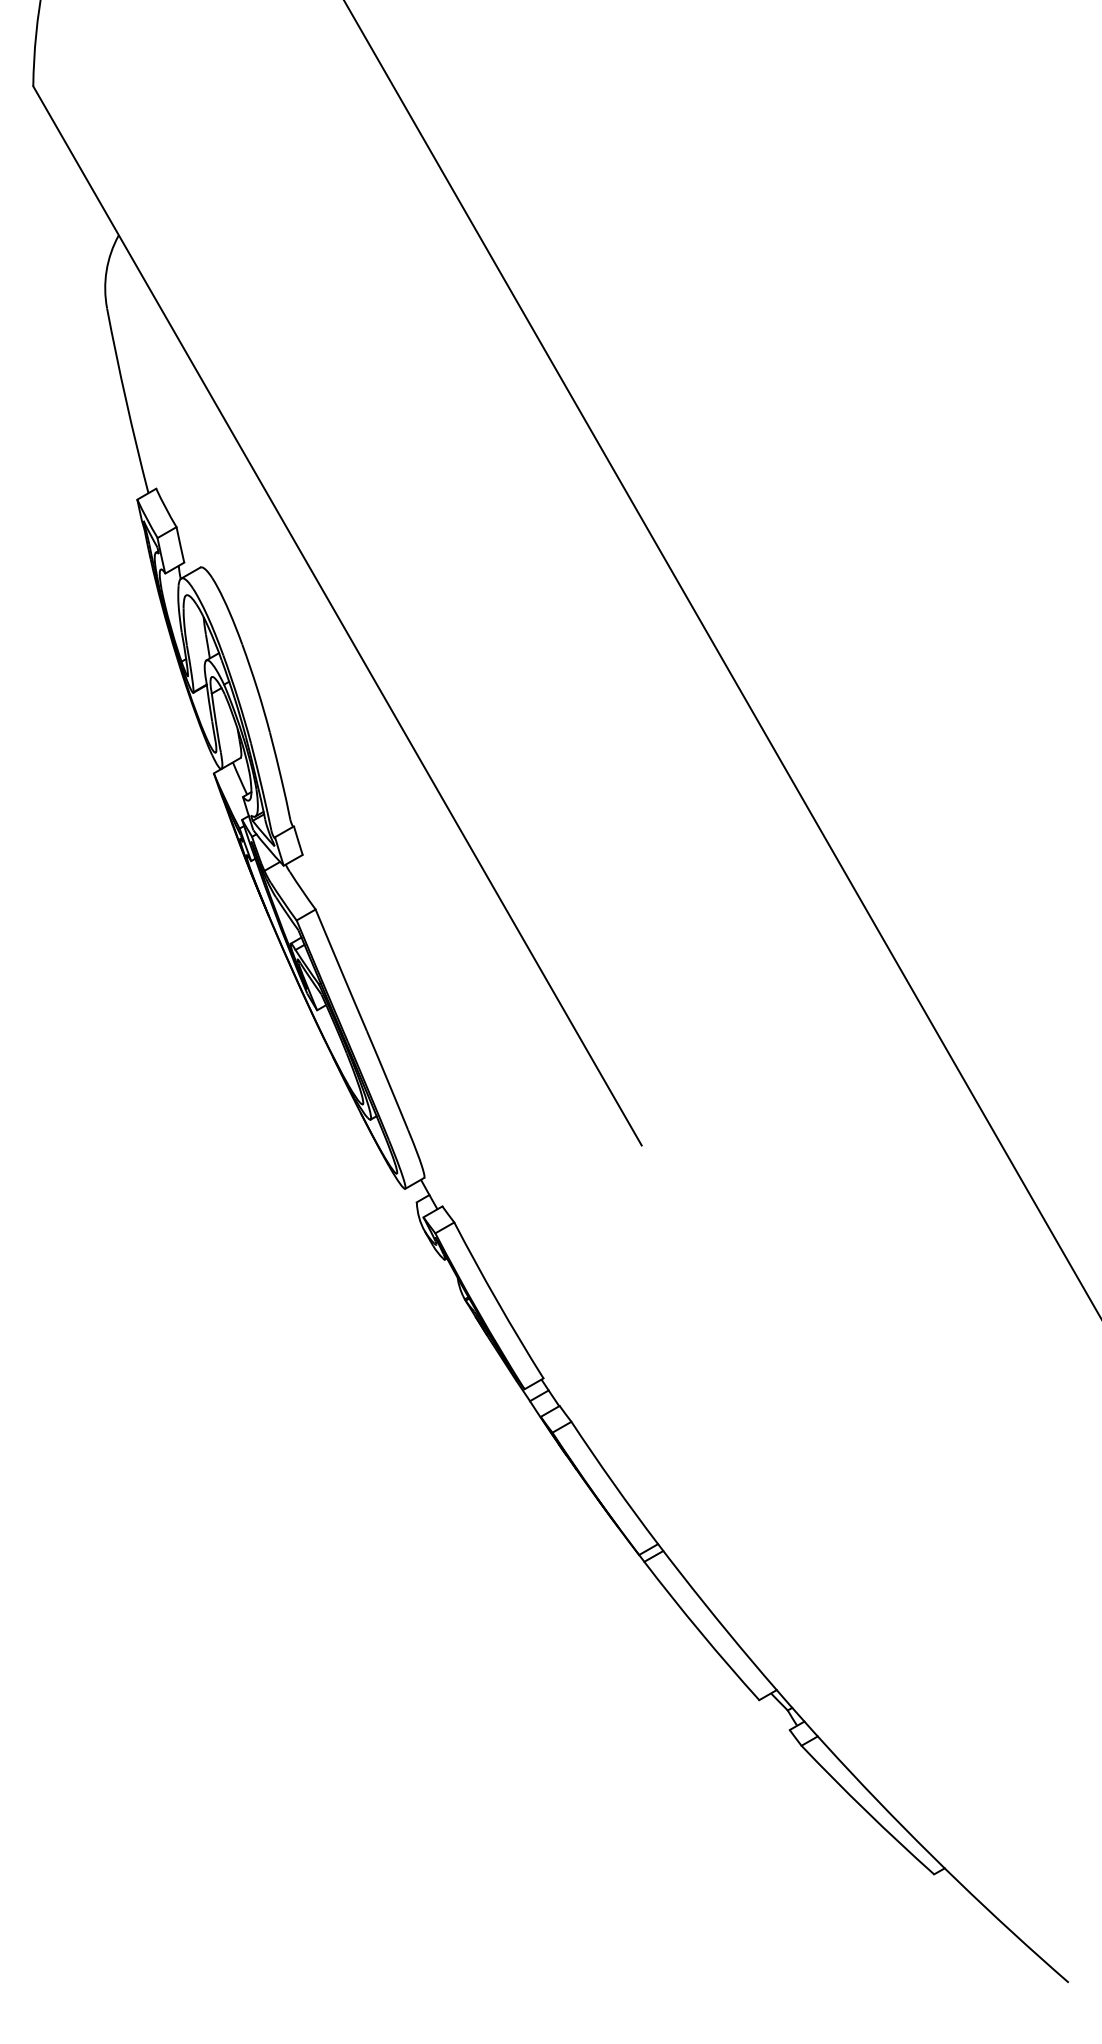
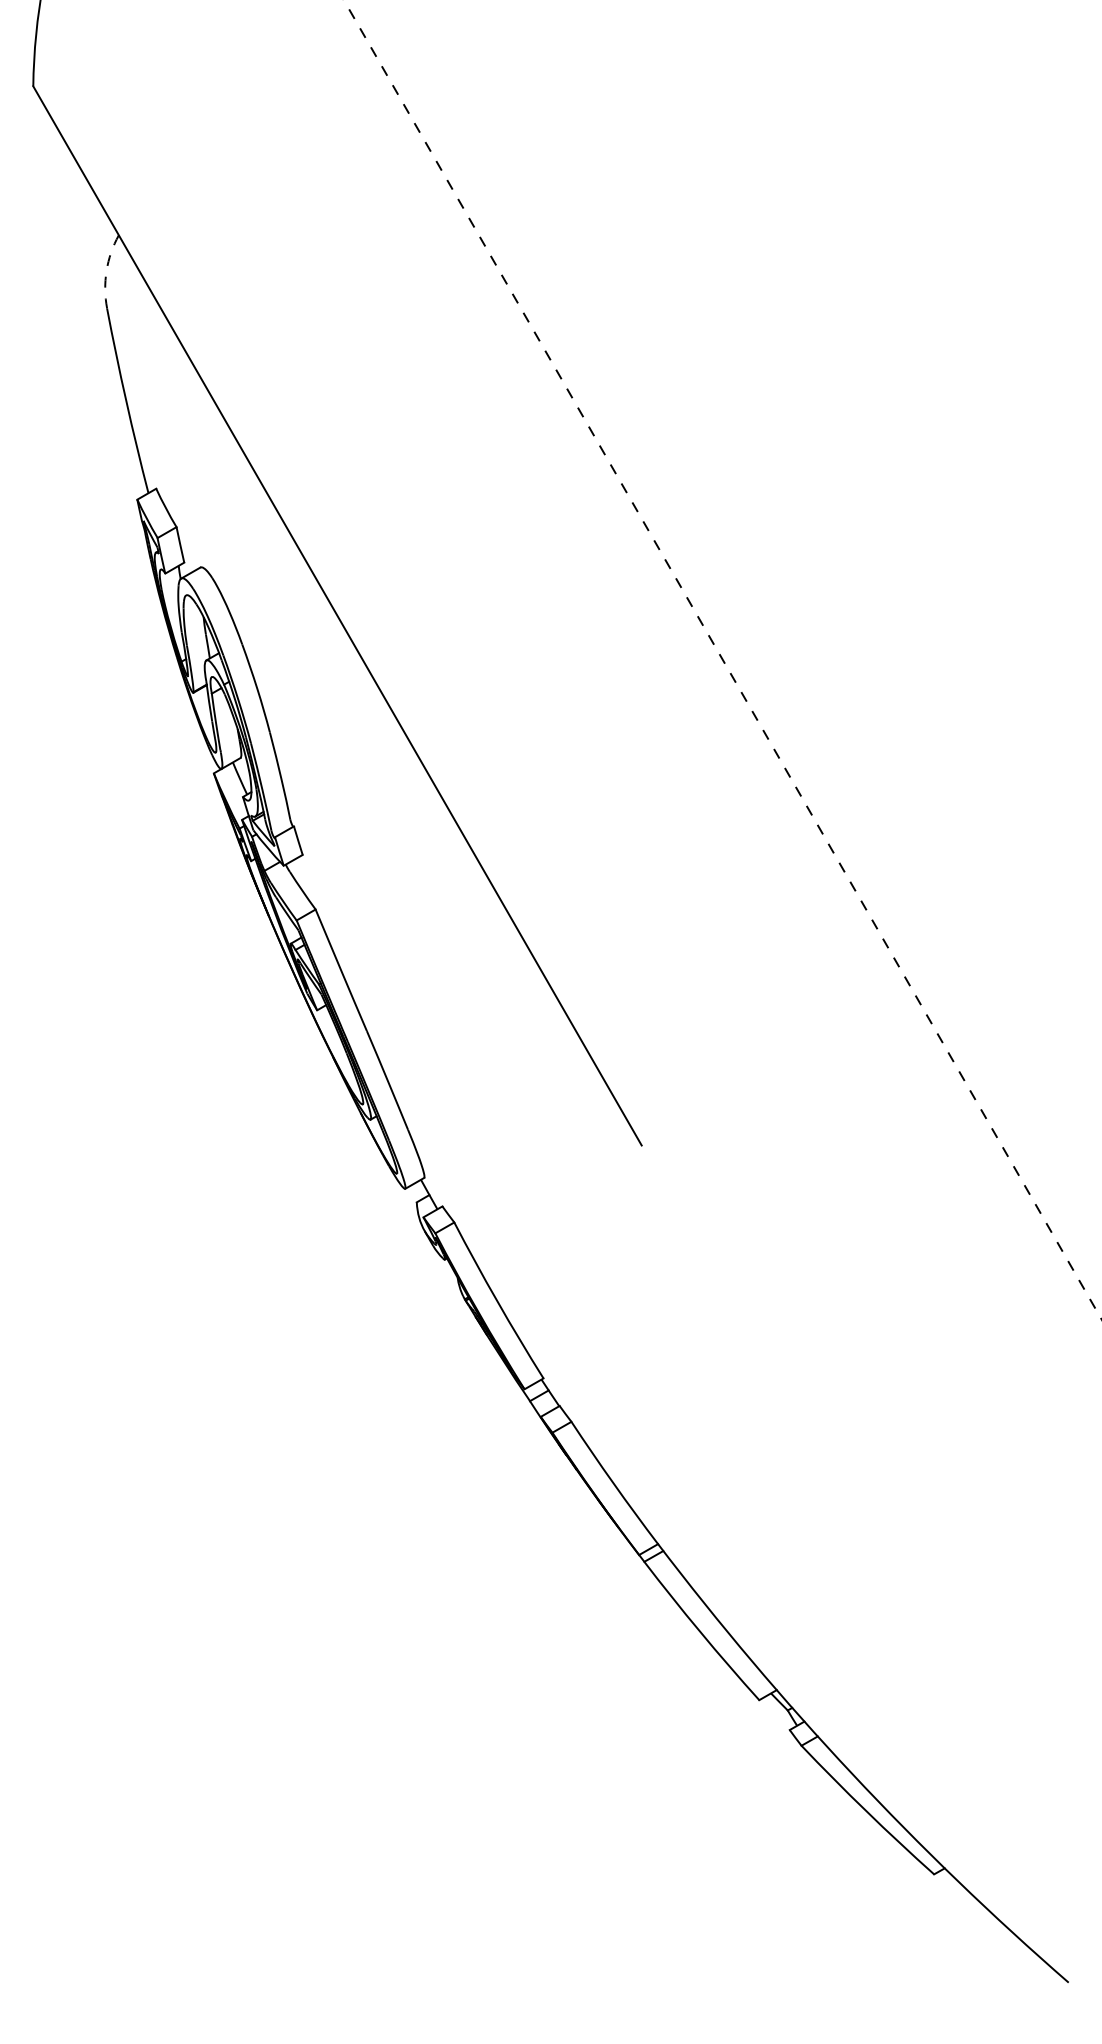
arc: solid -> dashed (106, 270)
line: solid -> dashed (723, 660)
